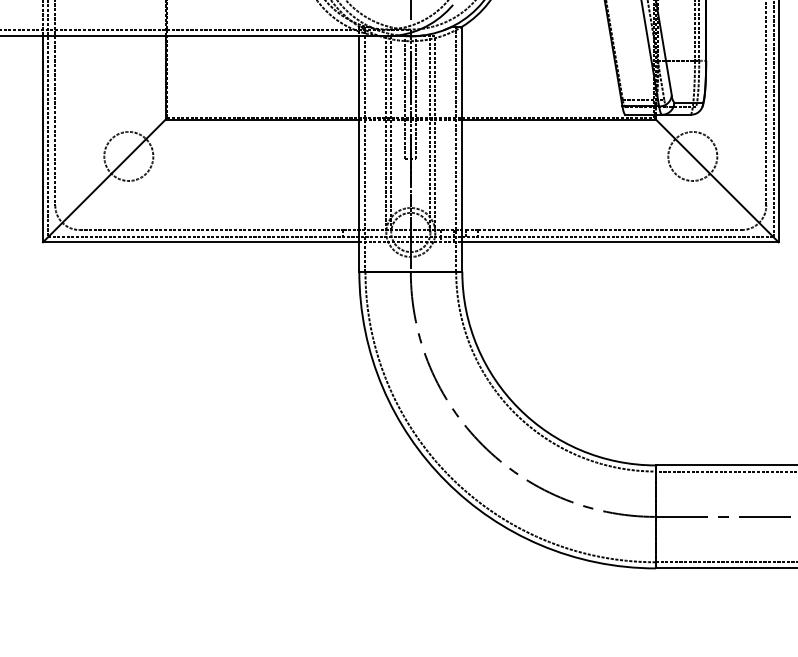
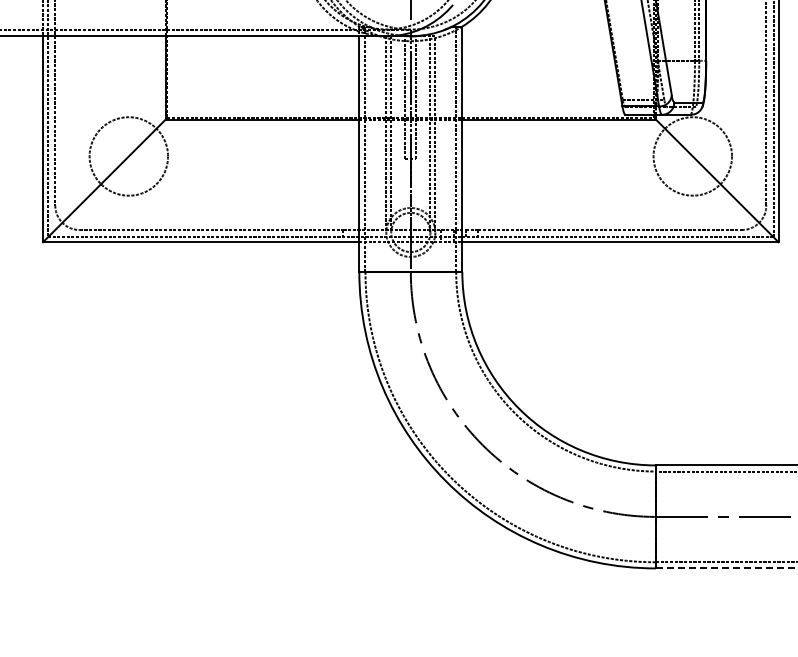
circle diameter: 49 px -> 78 px (128, 156)
circle diameter: 49 px -> 78 px (692, 156)
line: solid -> dashed (727, 568)
